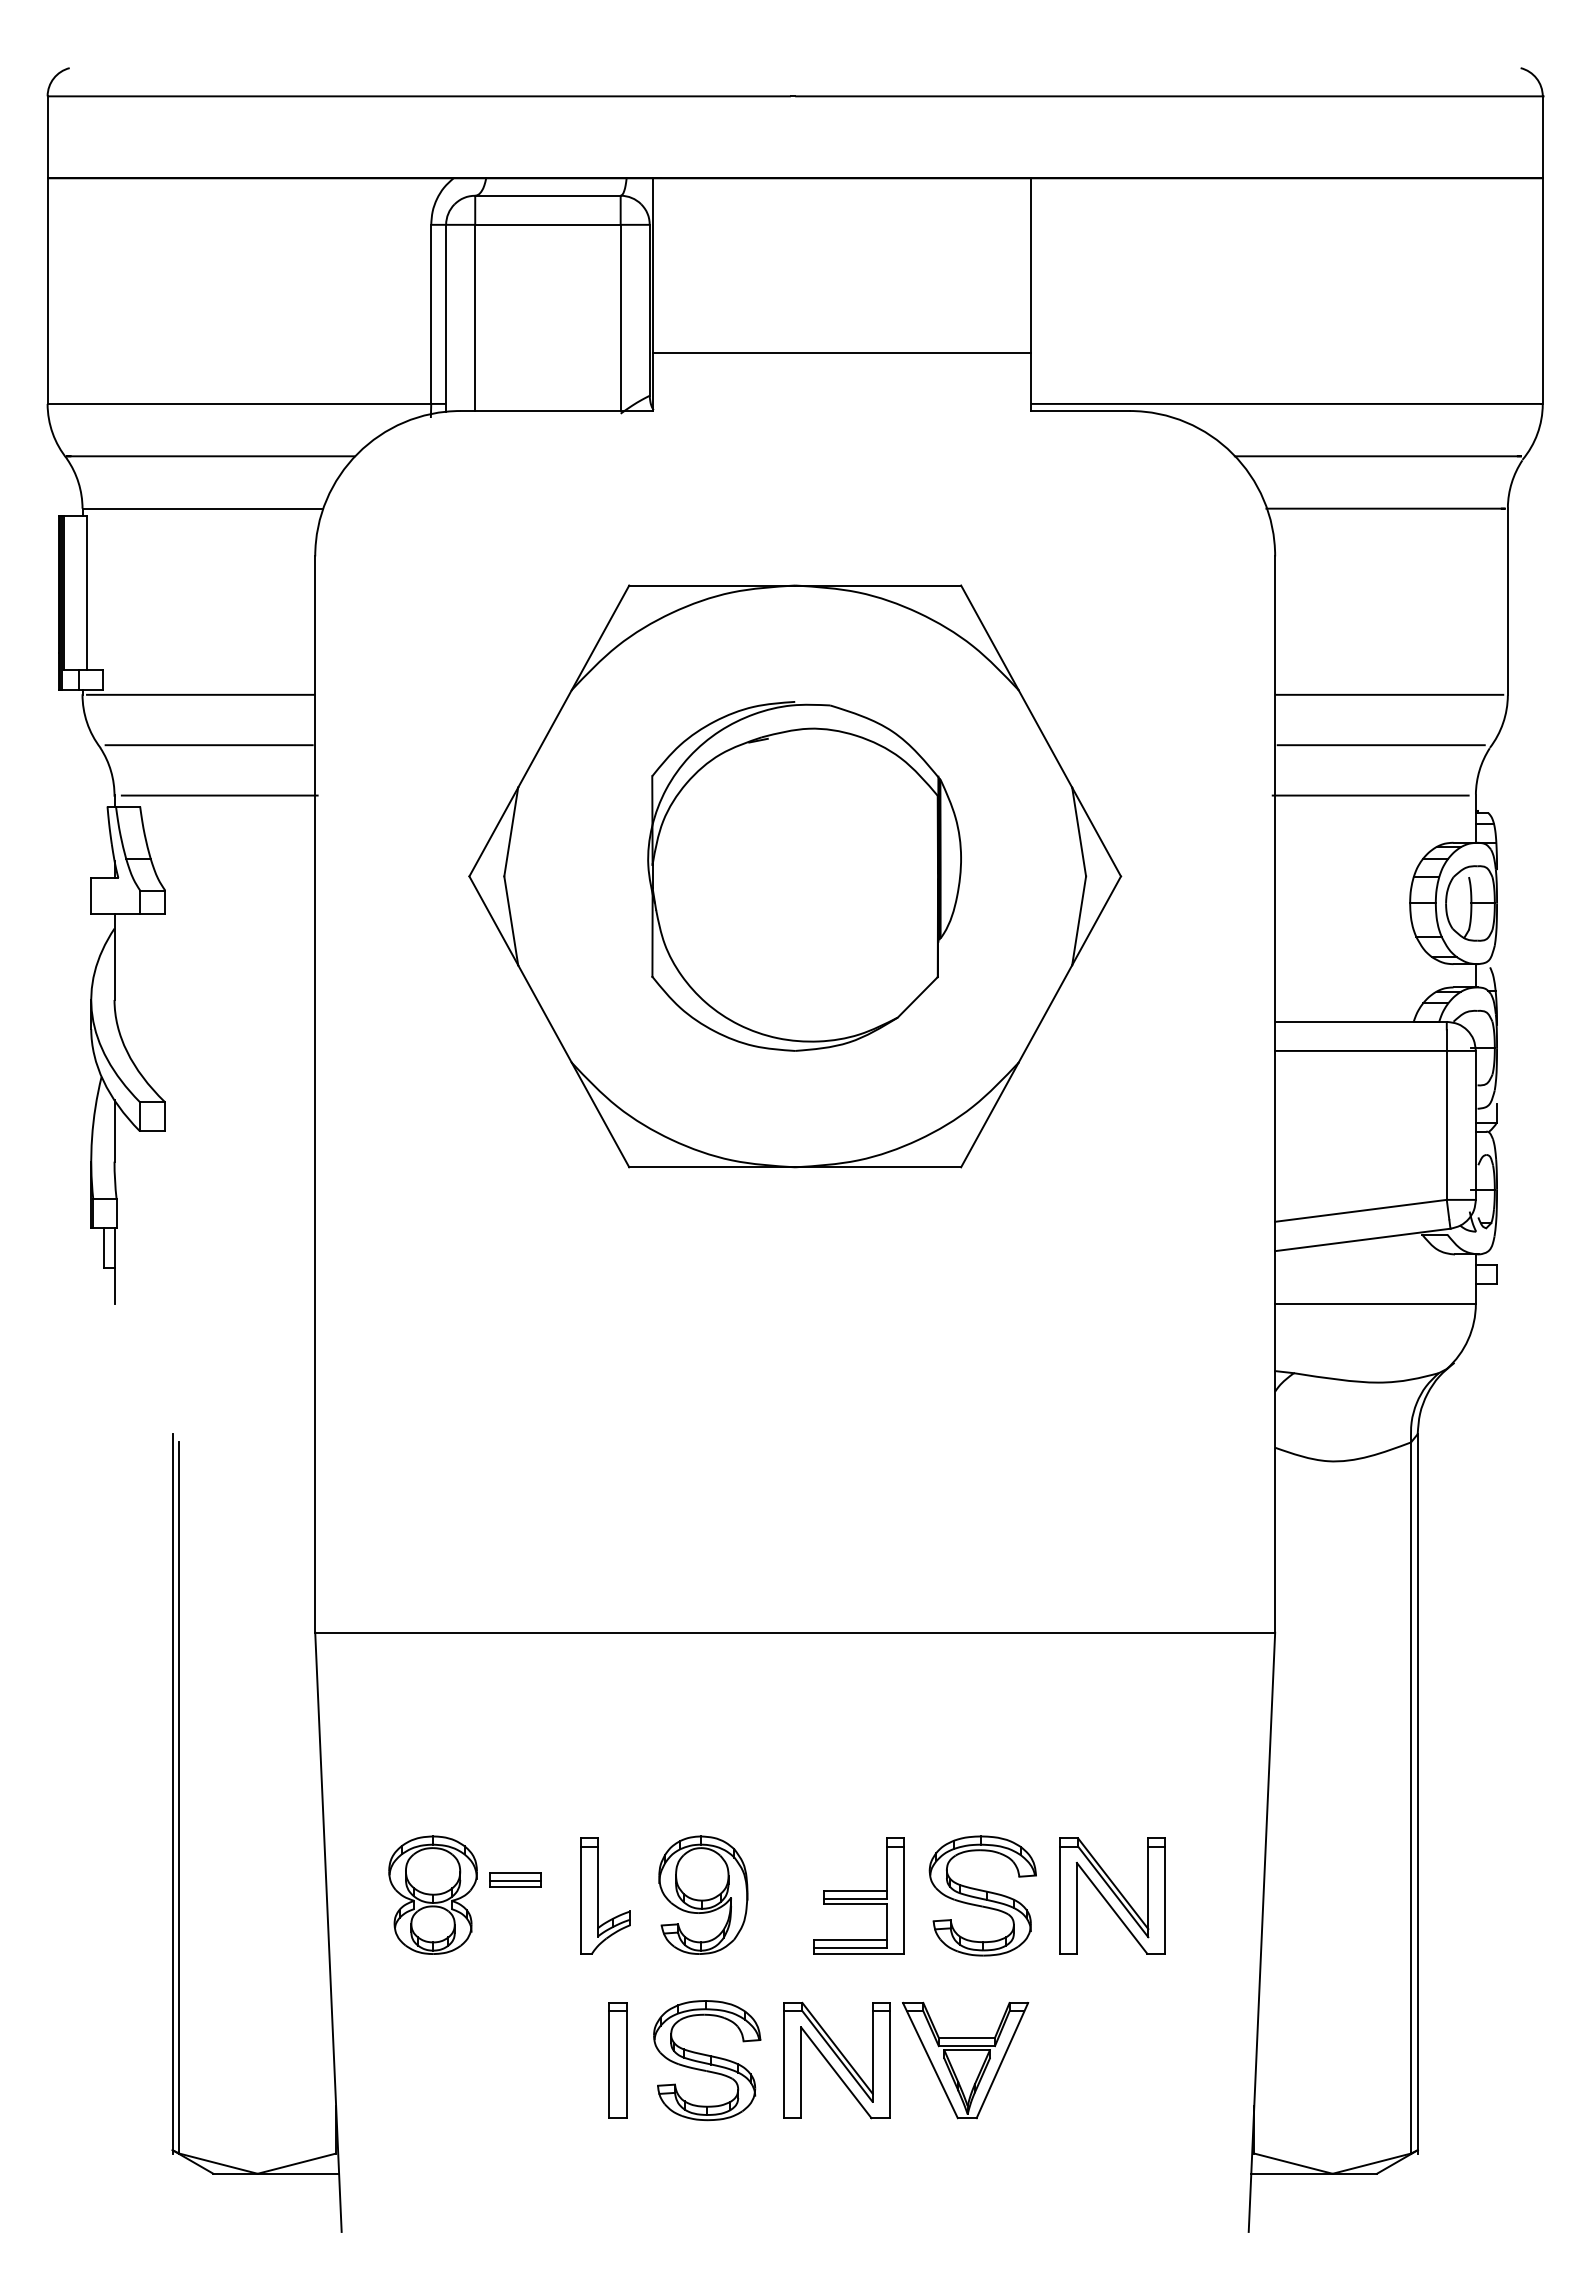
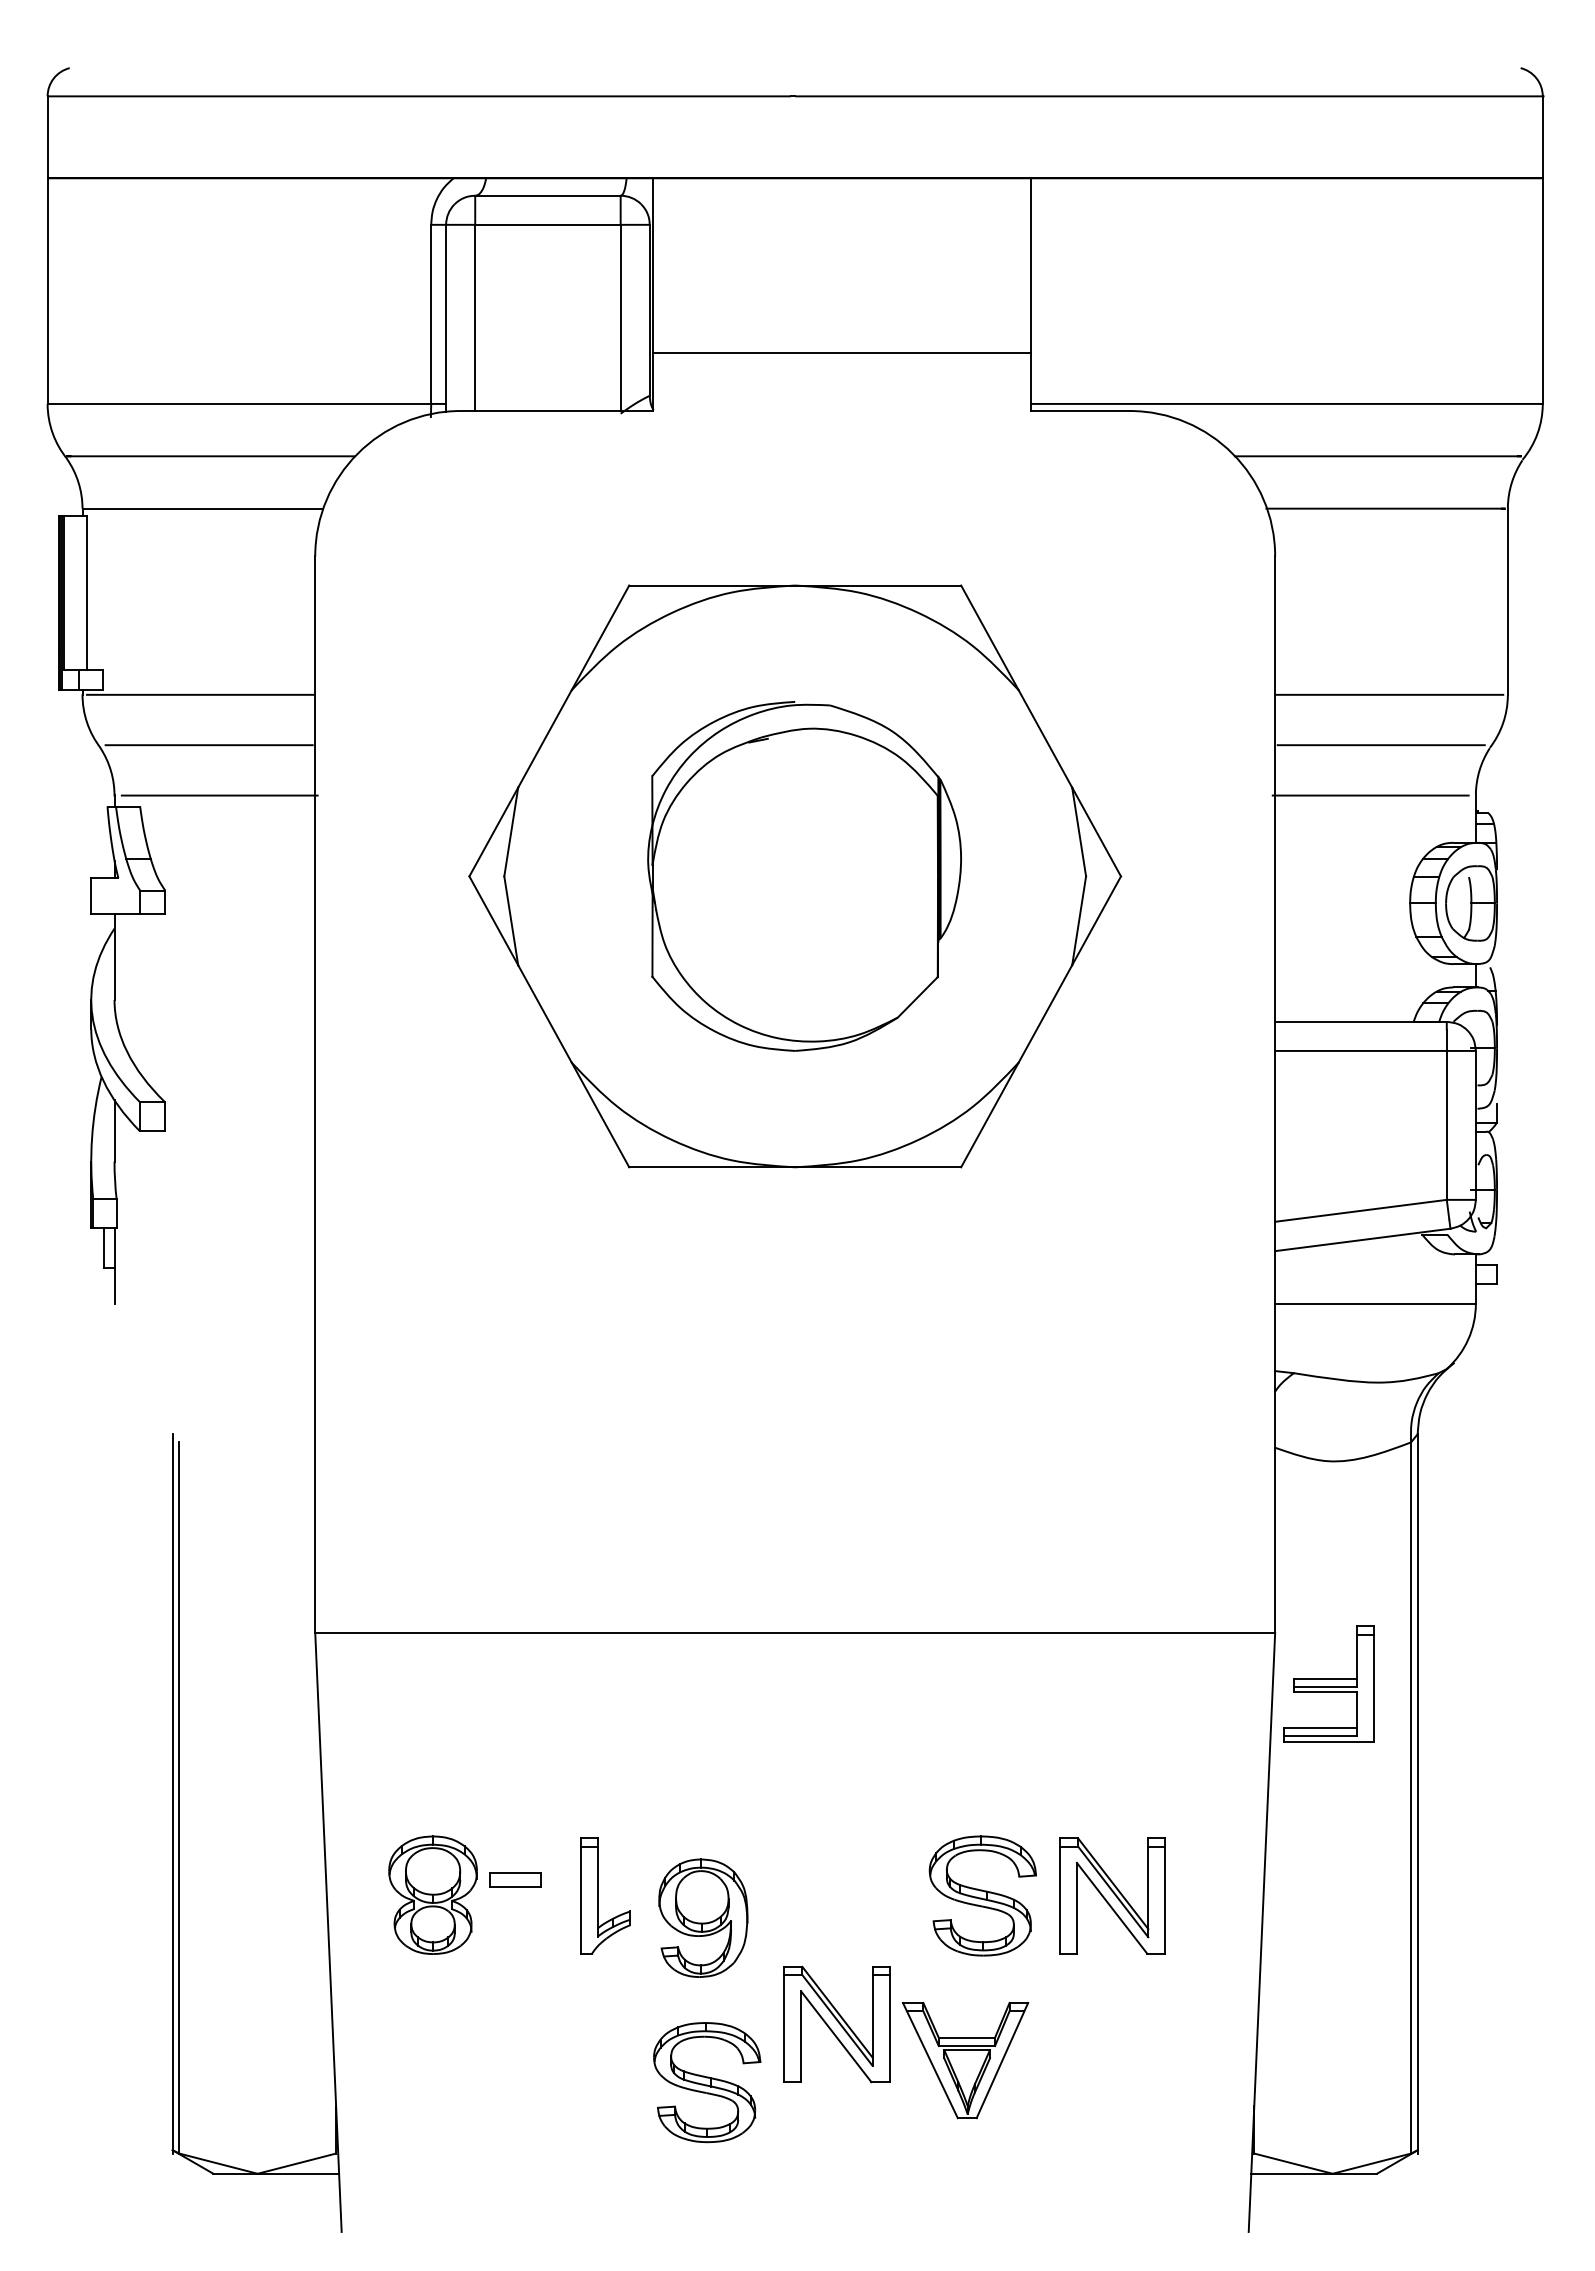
line: present -> none (515, 1881)
part position: (703, 1894) -> (703, 1917) (703, 1917)
part position: (858, 1895) -> (1328, 1683) (1328, 1683)
part: present -> none (617, 2060)
part position: (707, 2060) -> (707, 2082) (707, 2082)
part position: (836, 2060) -> (836, 2024) (836, 2024)
